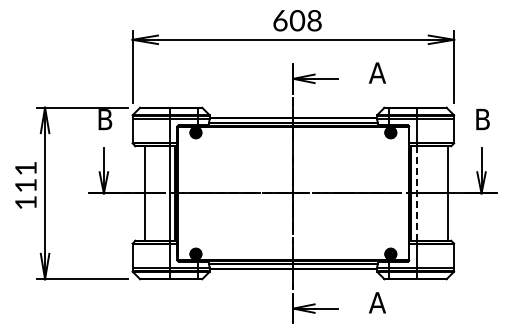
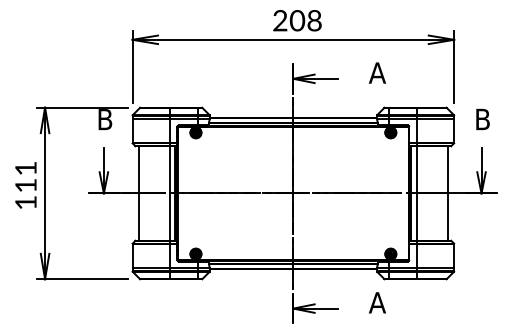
text: 608 -> 208 (280, 20)
line position: (144, 193) -> (138, 193) (138, 193)
line: dashed -> solid (417, 193)
